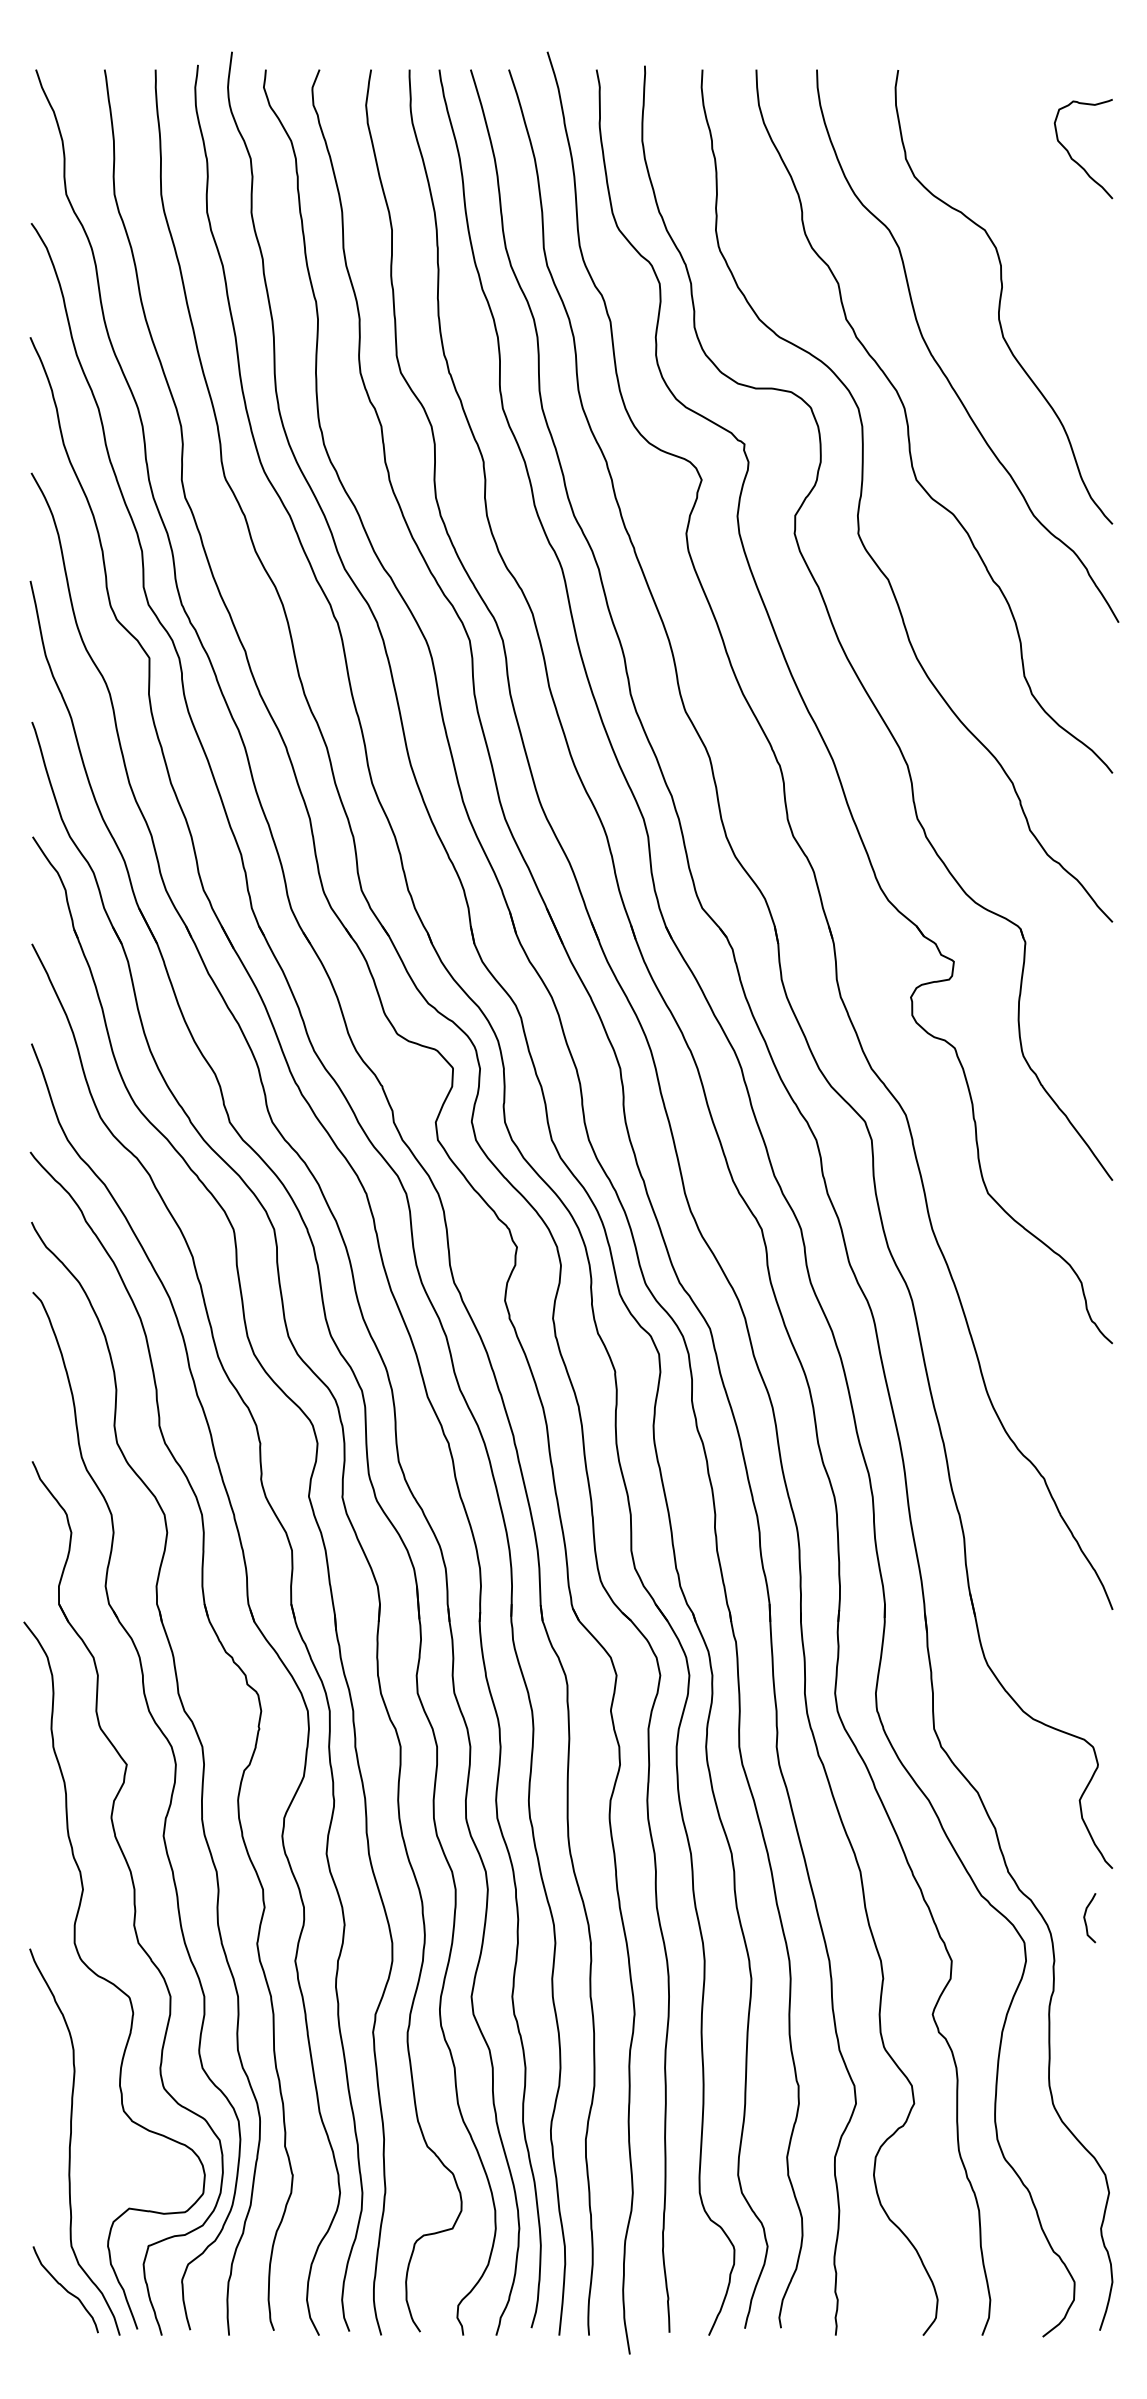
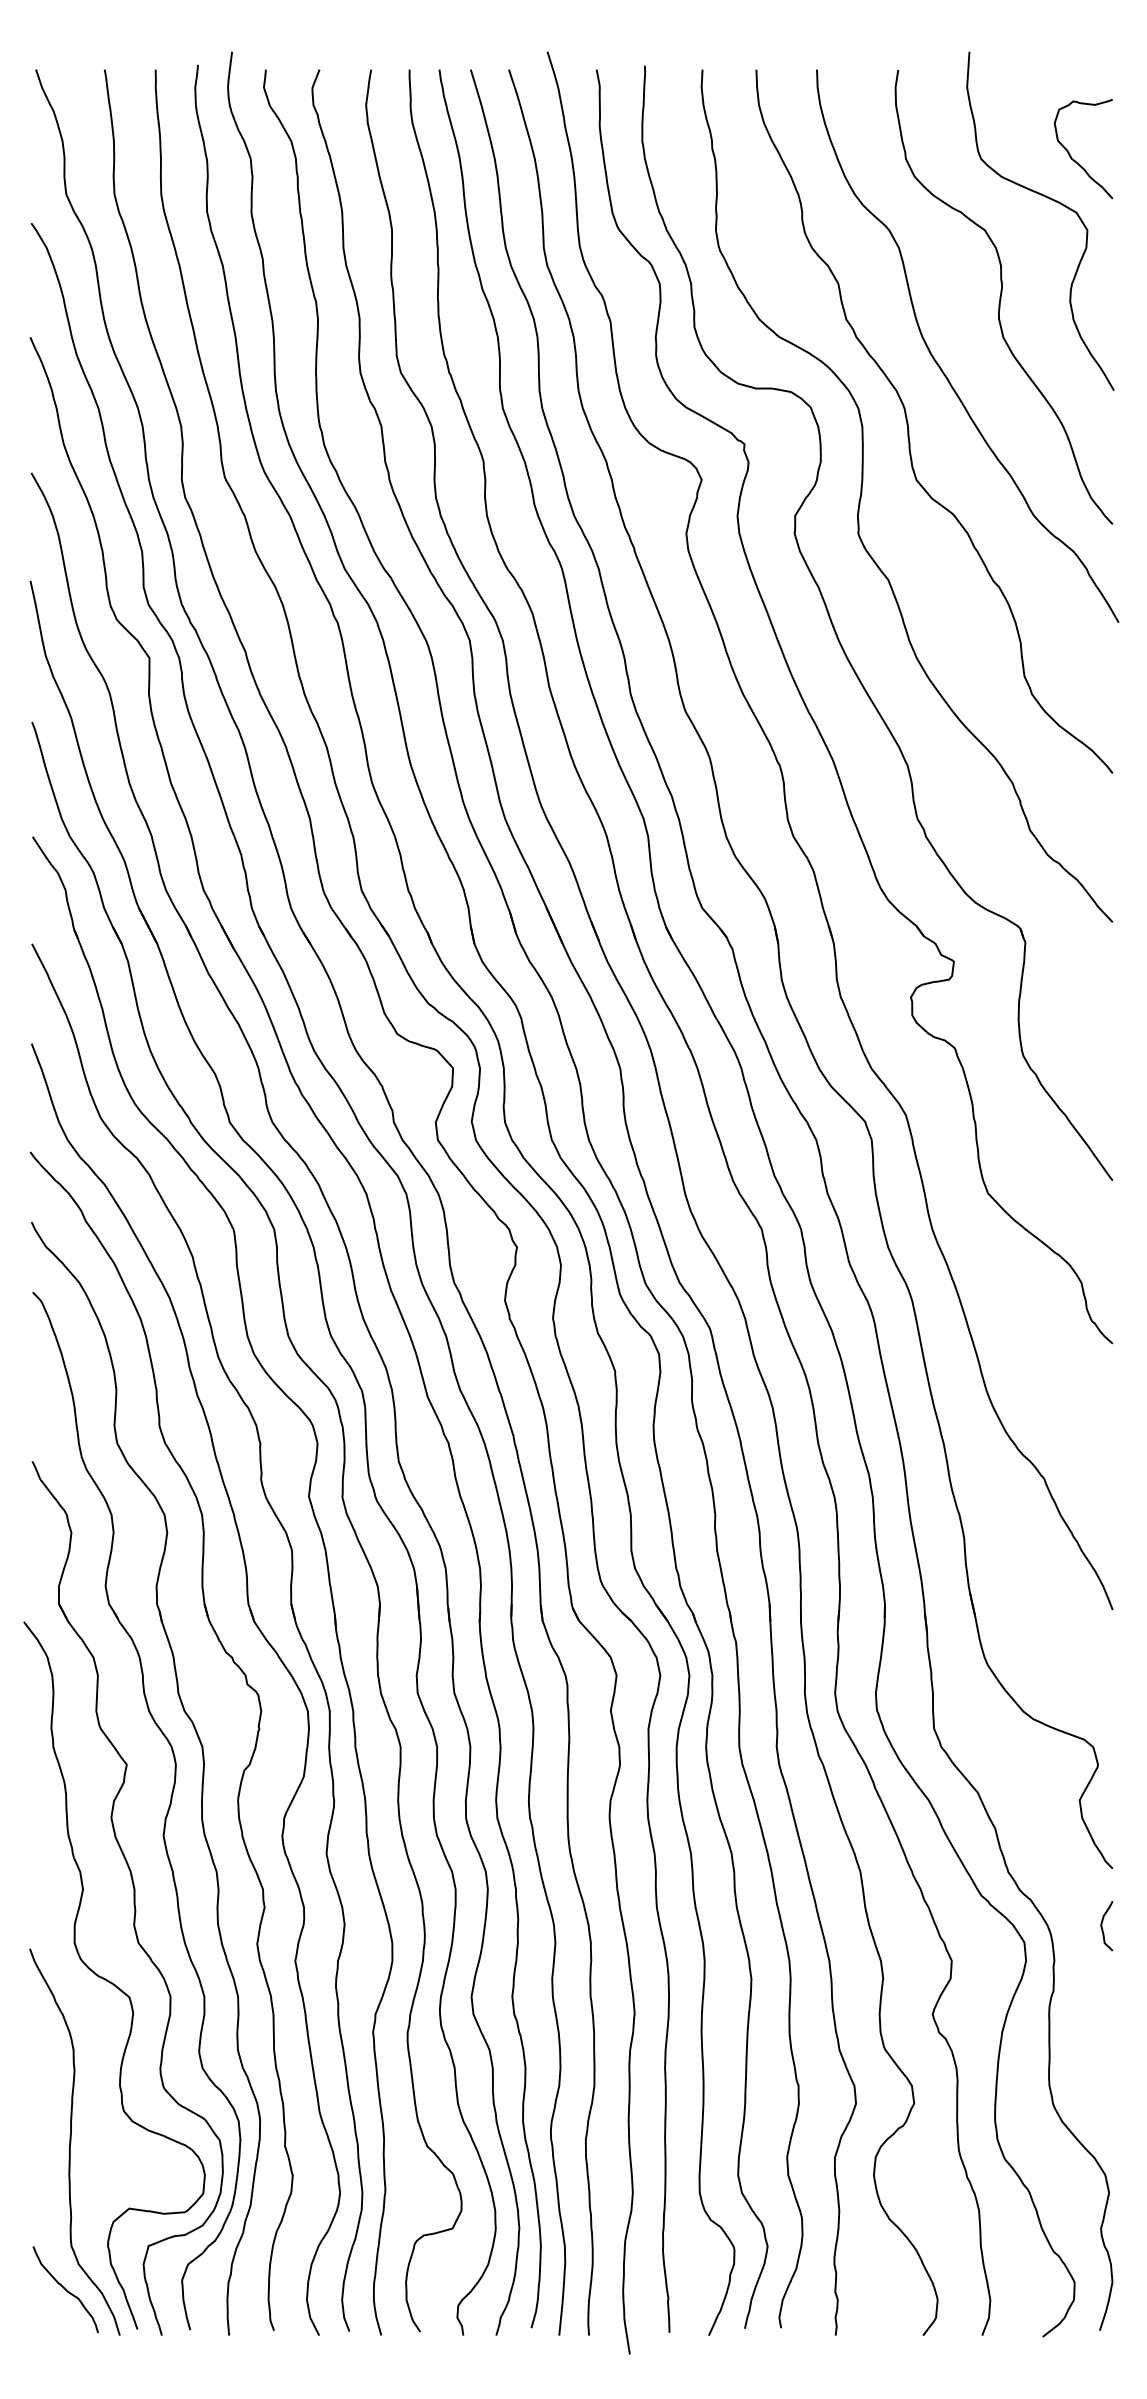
curve: none -> present (1051, 200)
curve position: (1085, 1918) -> (1102, 1926) (1102, 1926)
